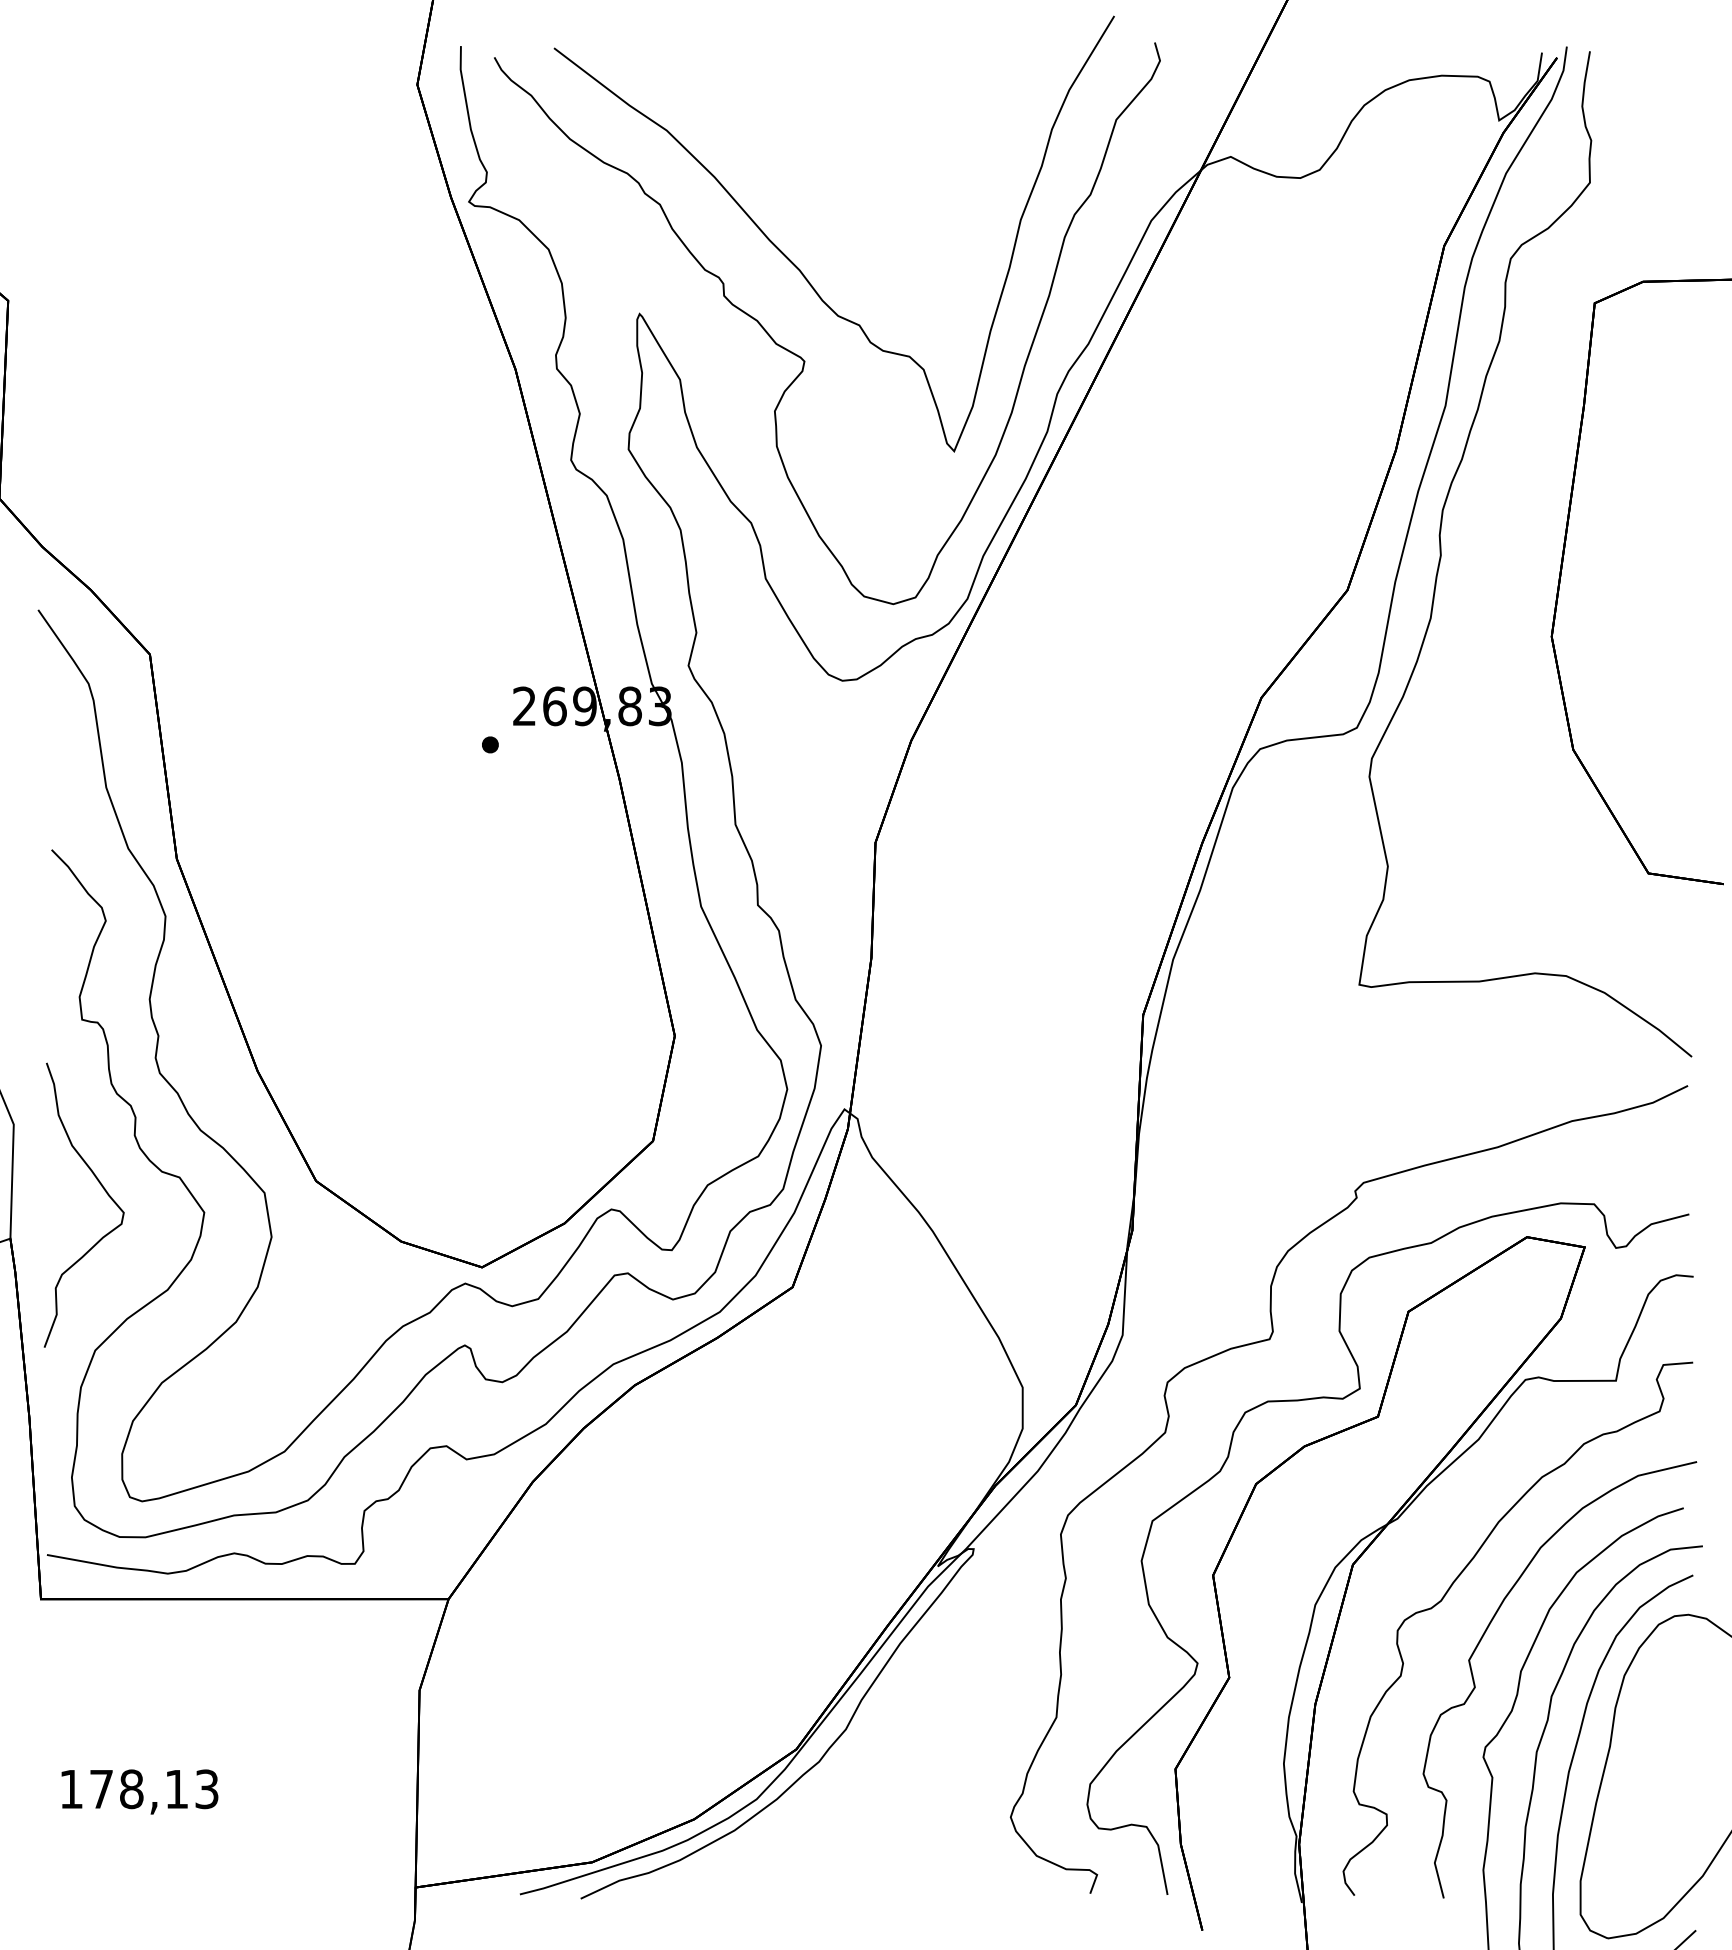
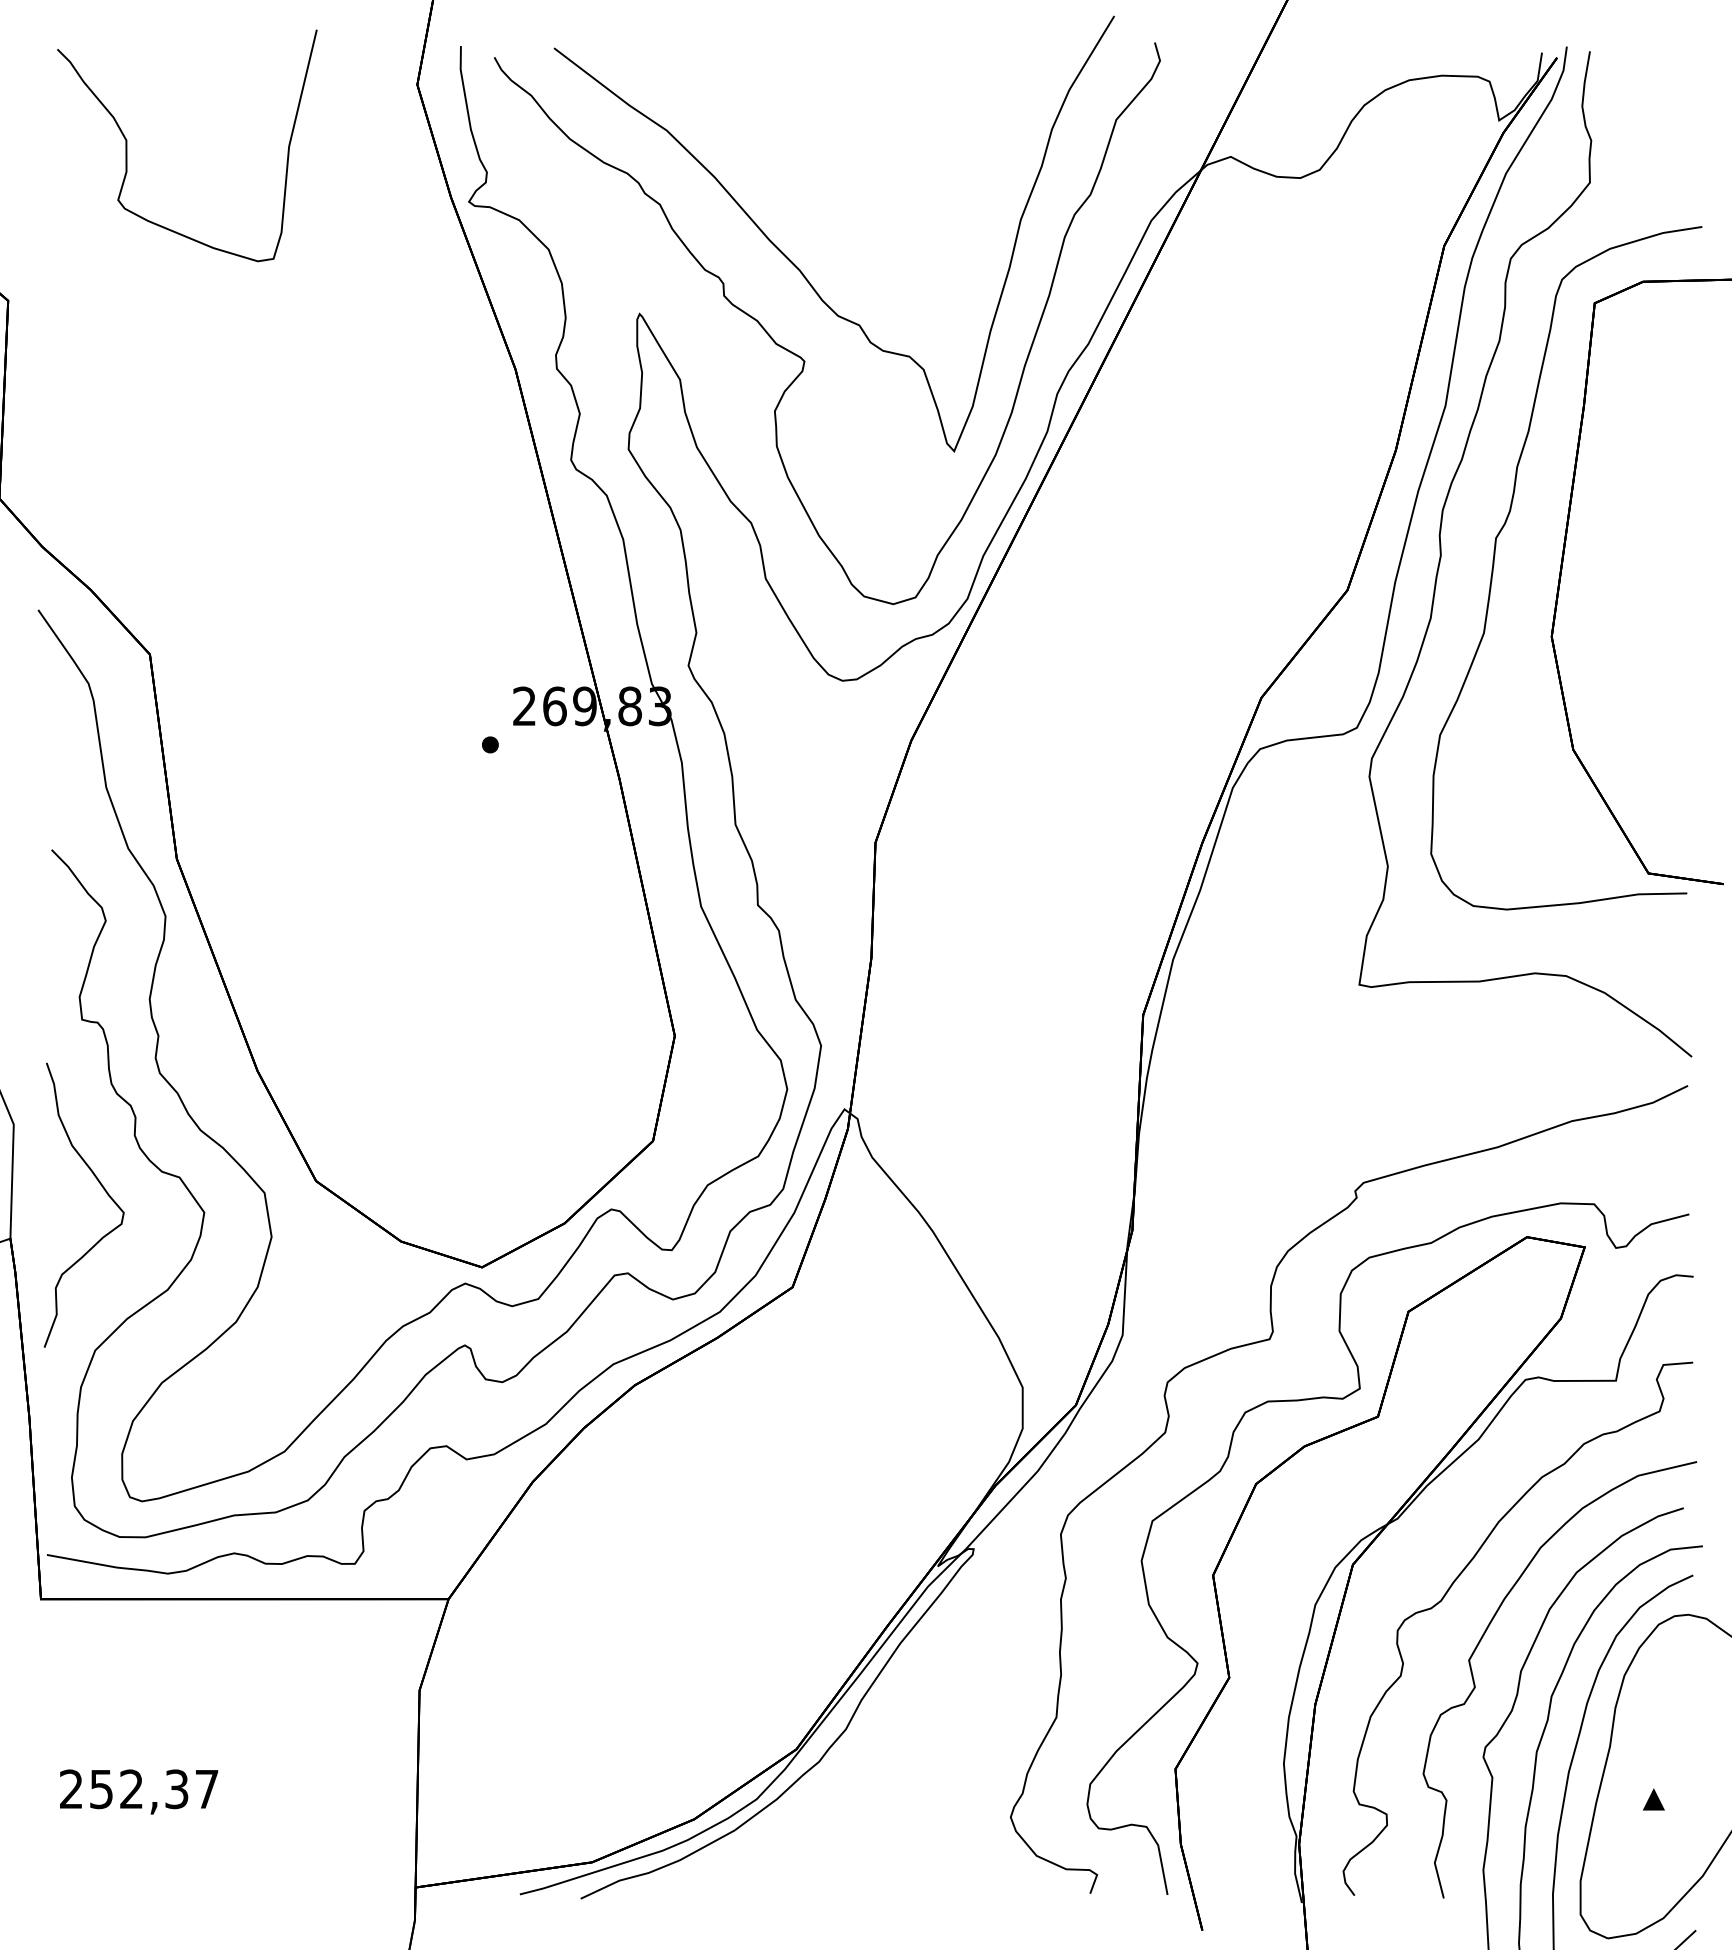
curve: none -> present (127, 145)
curve: none -> present (1494, 565)
text: 178,13 -> 252,37 (139, 1789)
part: none -> present (1653, 1799)
